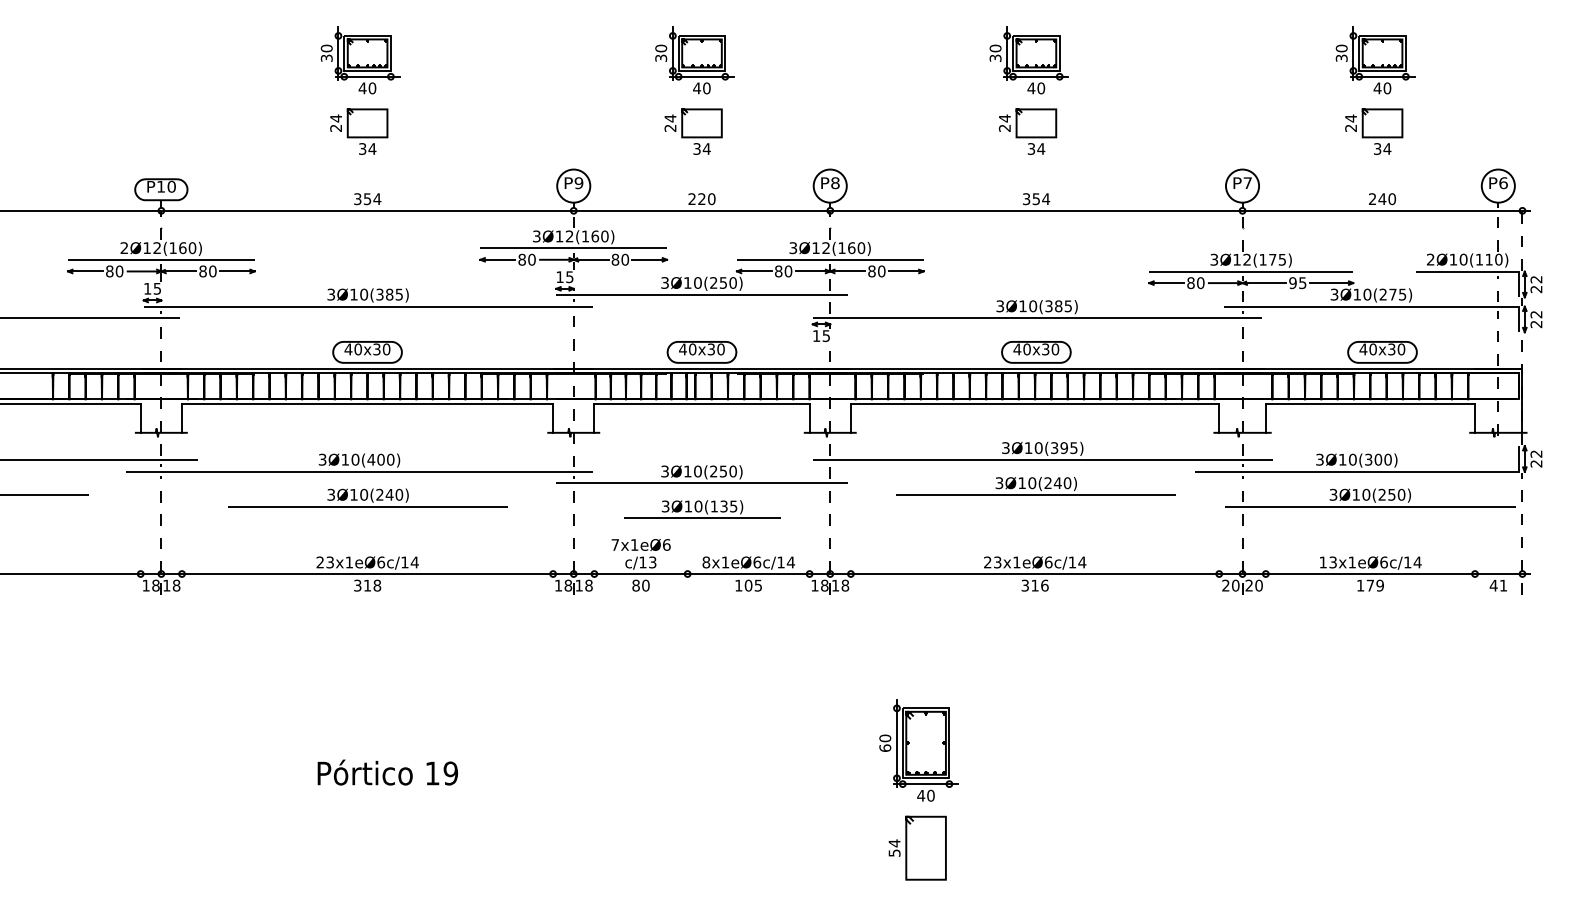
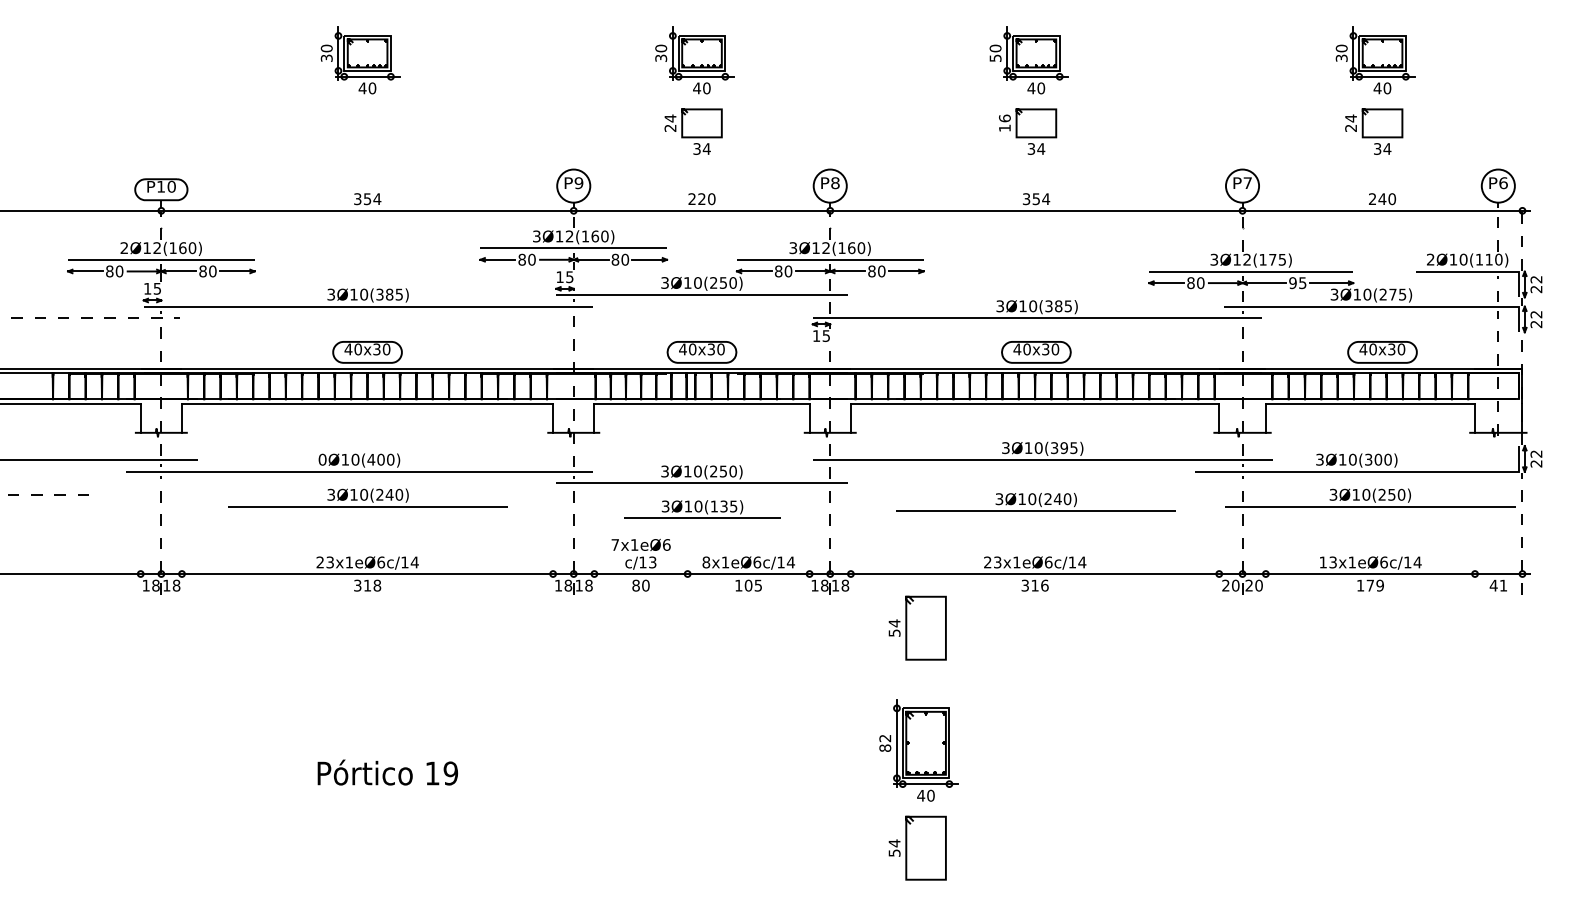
text: 30 -> 50 (994, 57)
text: 24 -> 16 (1004, 122)
part: present -> none (359, 131)
line: solid -> dashed (90, 318)
text: 3Ø10 -> 0Ø10 (322, 459)
part position: (1035, 486) -> (1035, 502) (1035, 502)
line: solid -> dashed (45, 495)
part: none -> present (917, 627)
text: 60 -> 82 (885, 742)
